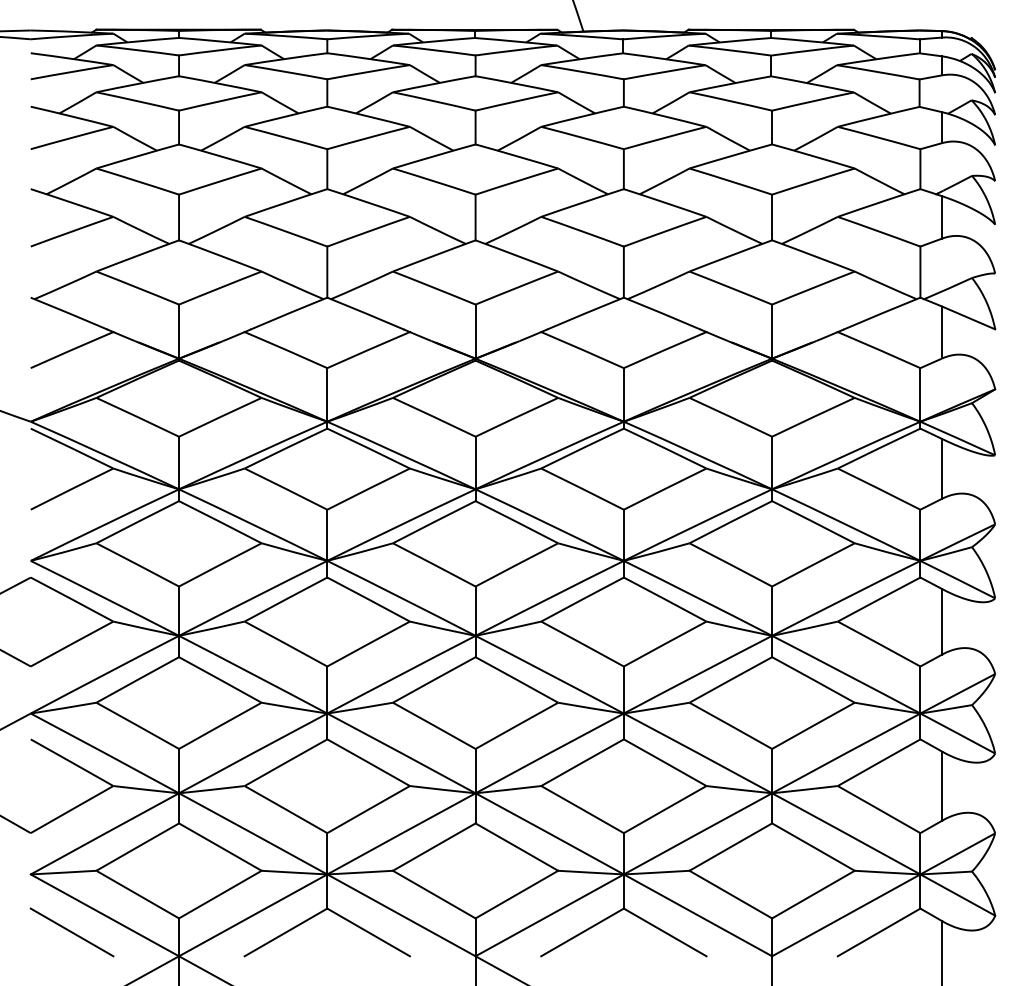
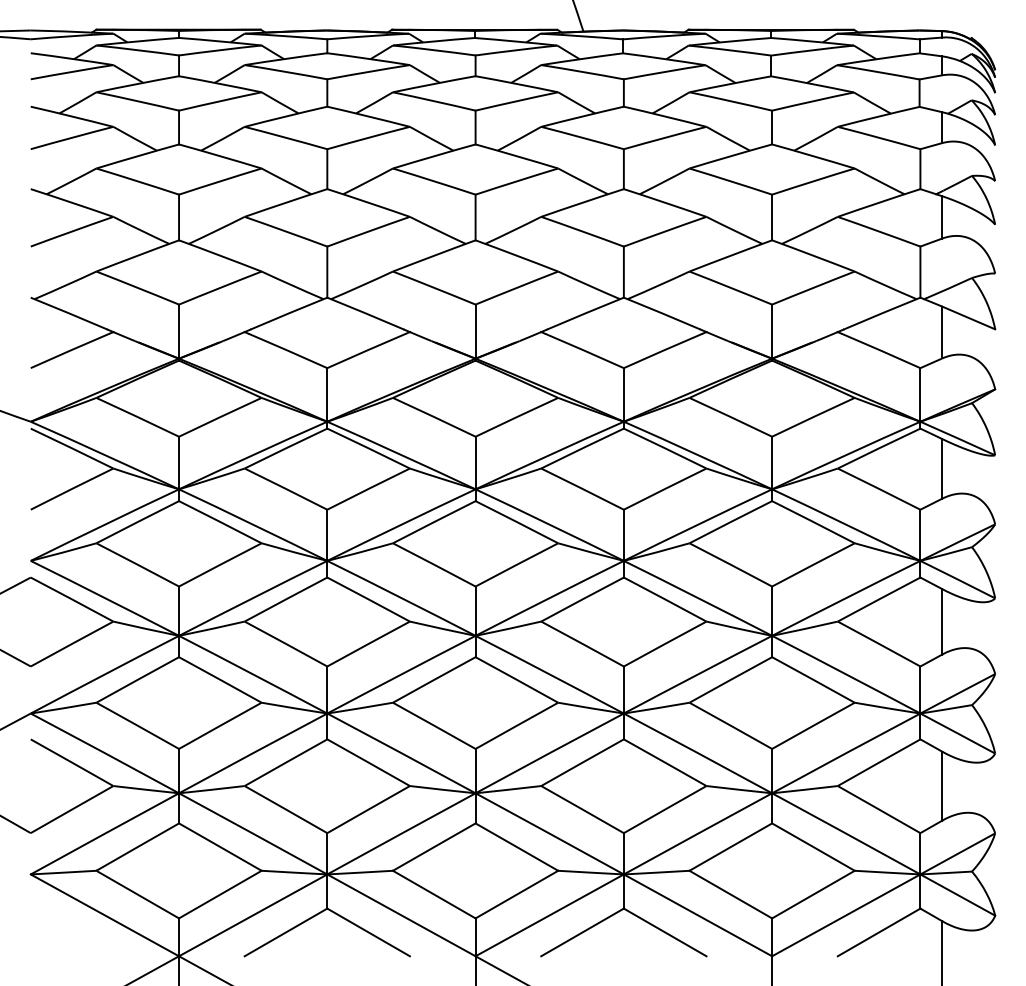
line: present -> none (71, 932)
